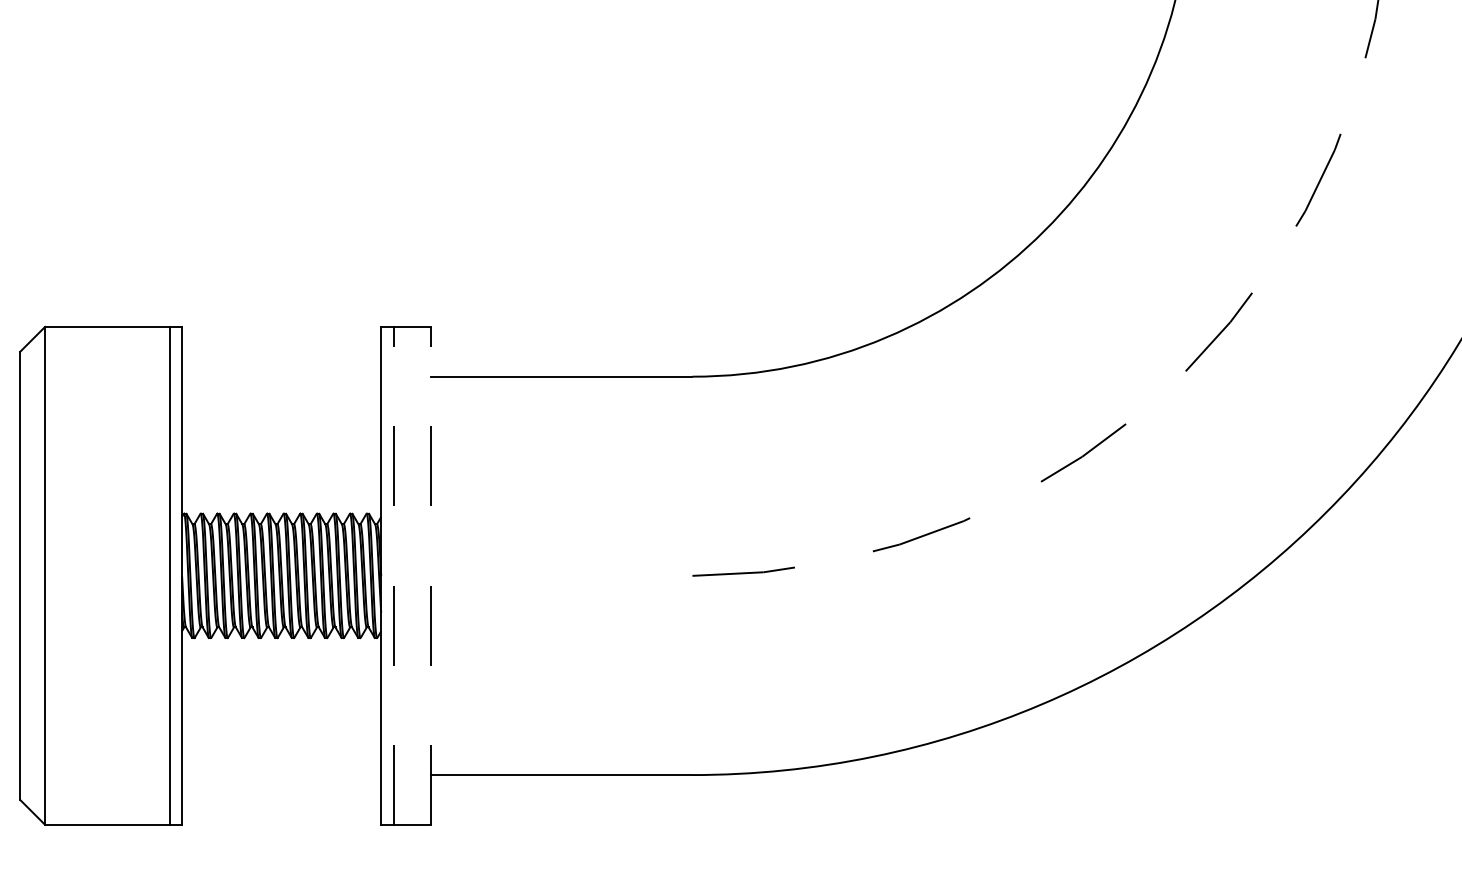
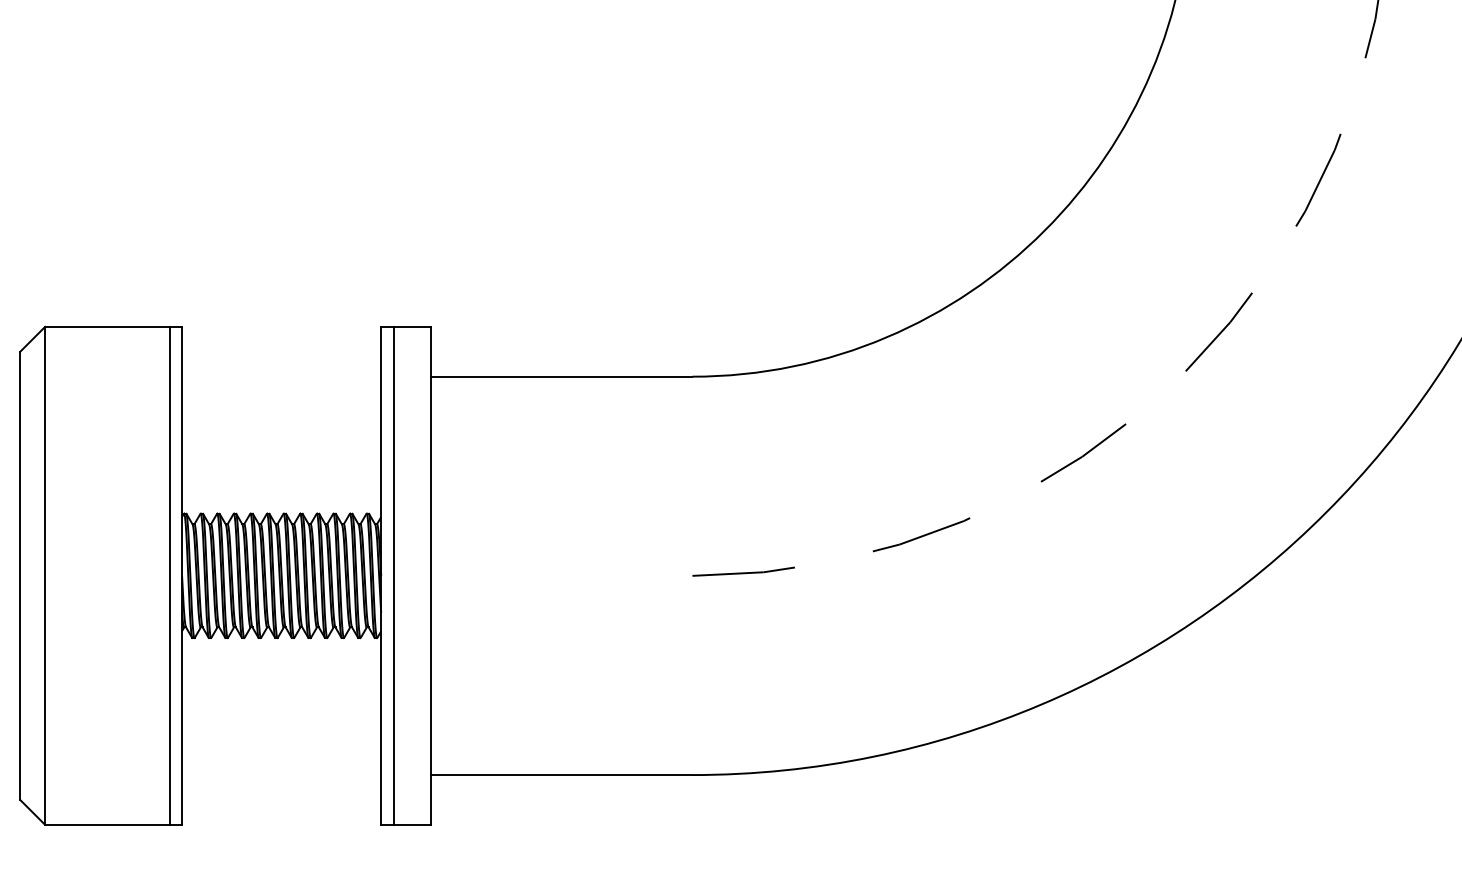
line: dashed -> solid (393, 575)
line: dashed -> solid (431, 575)
